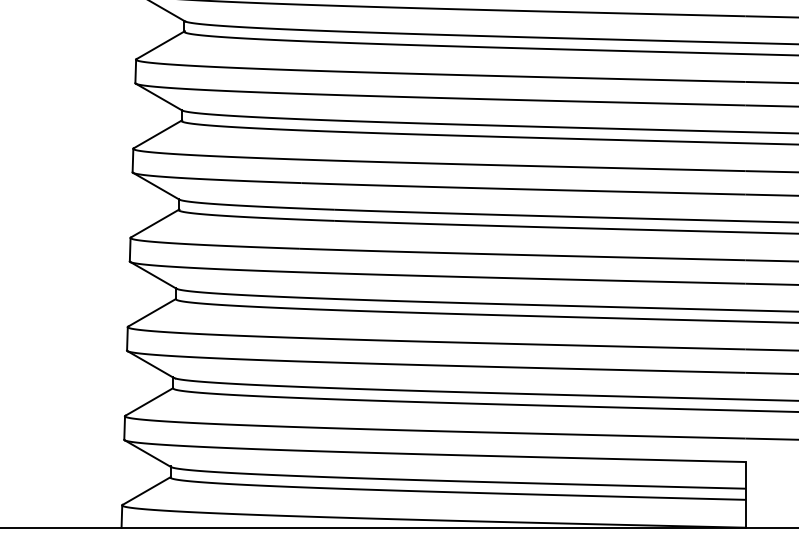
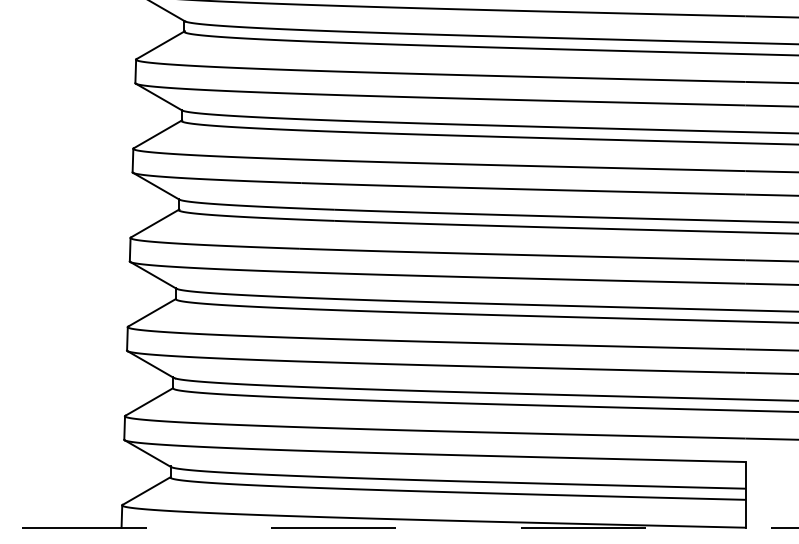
line: solid -> dashed (399, 527)
